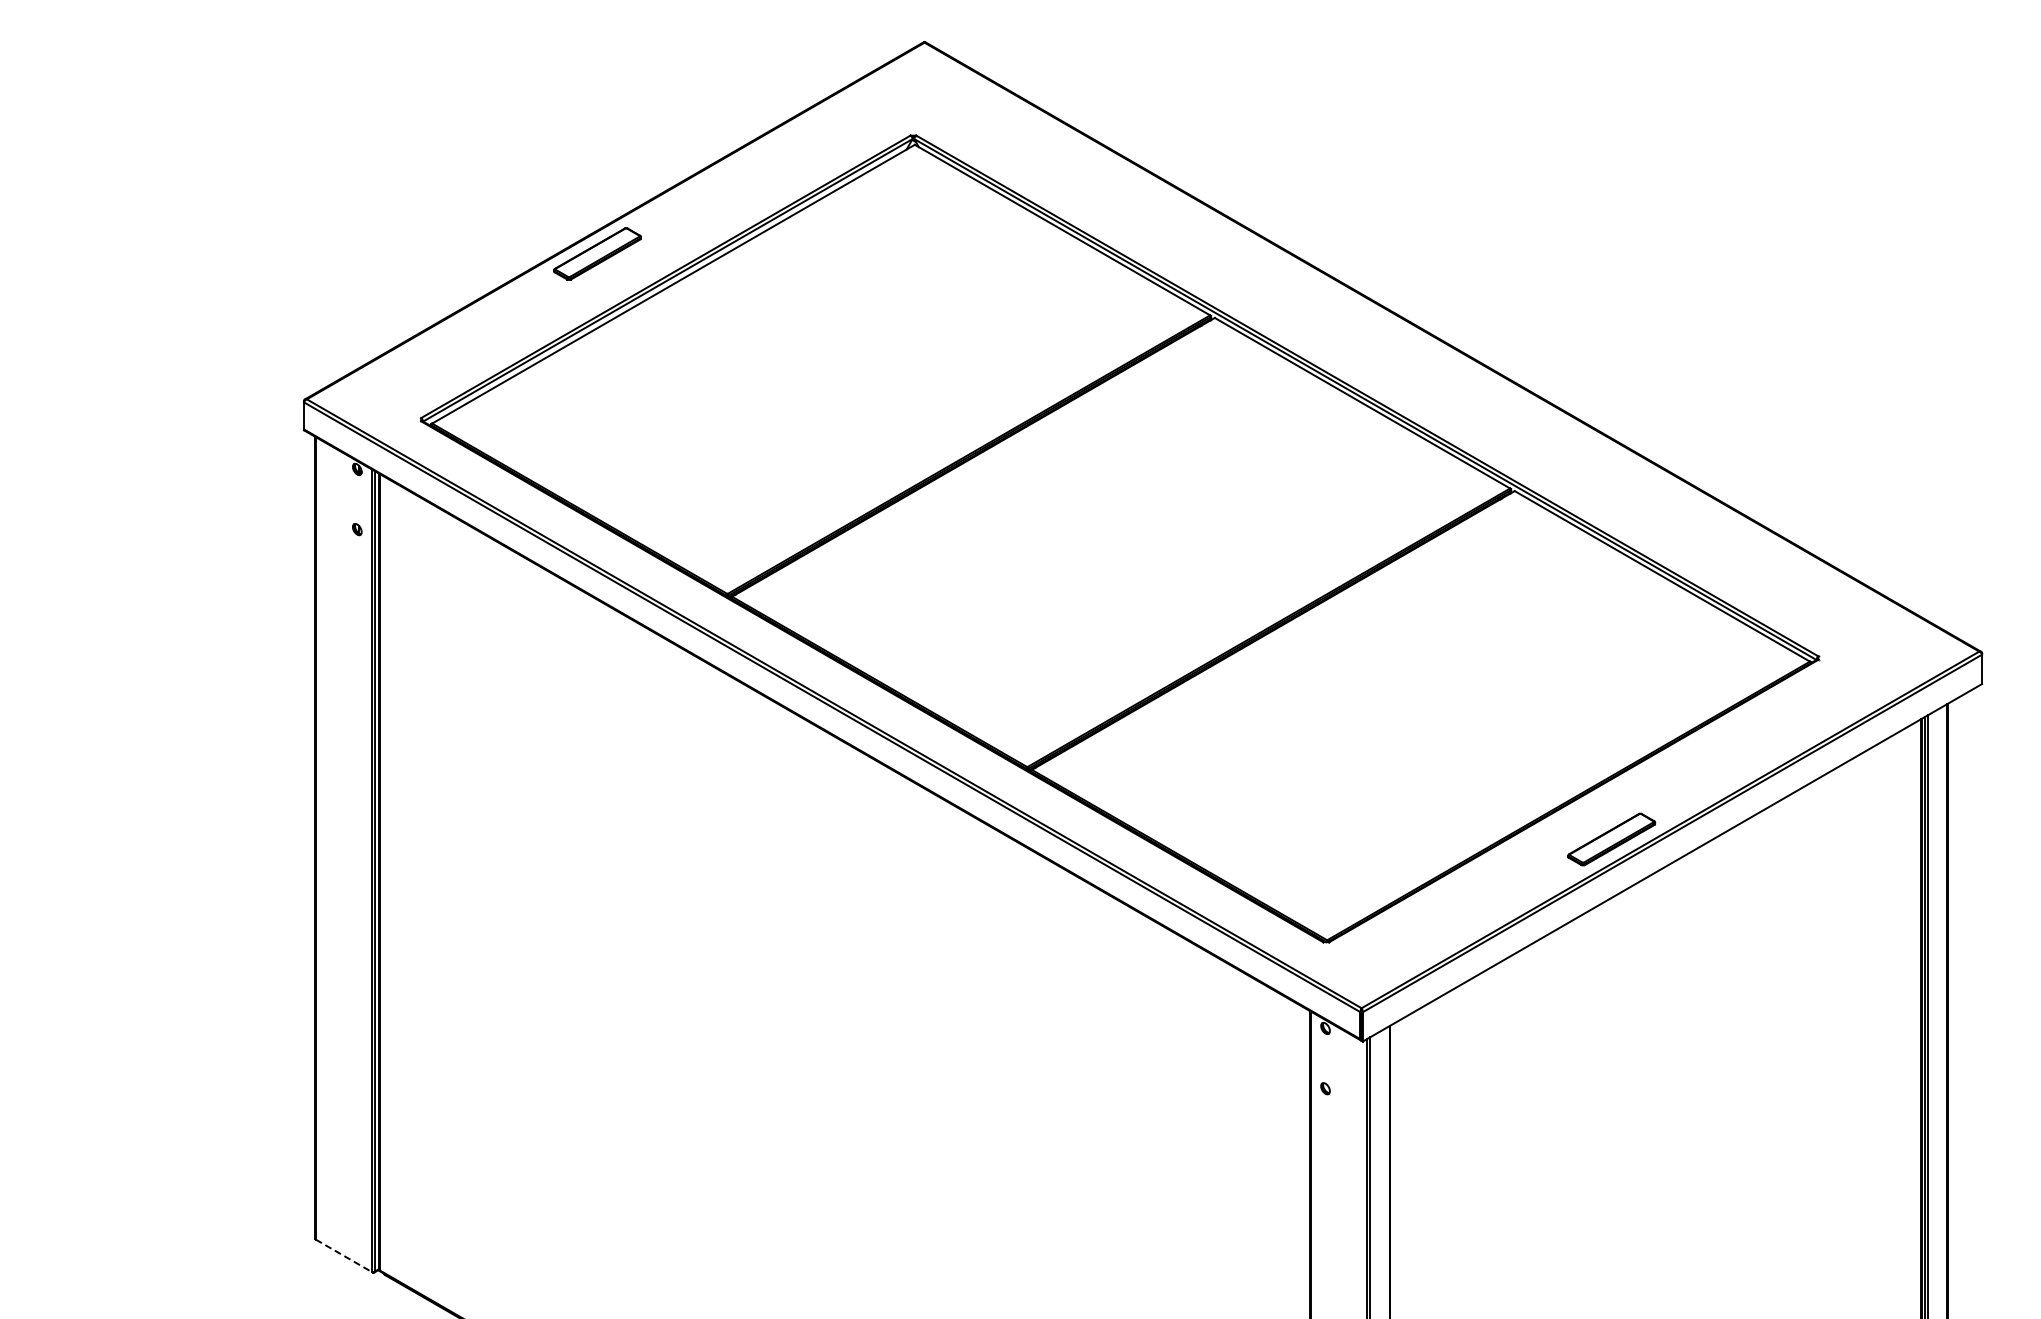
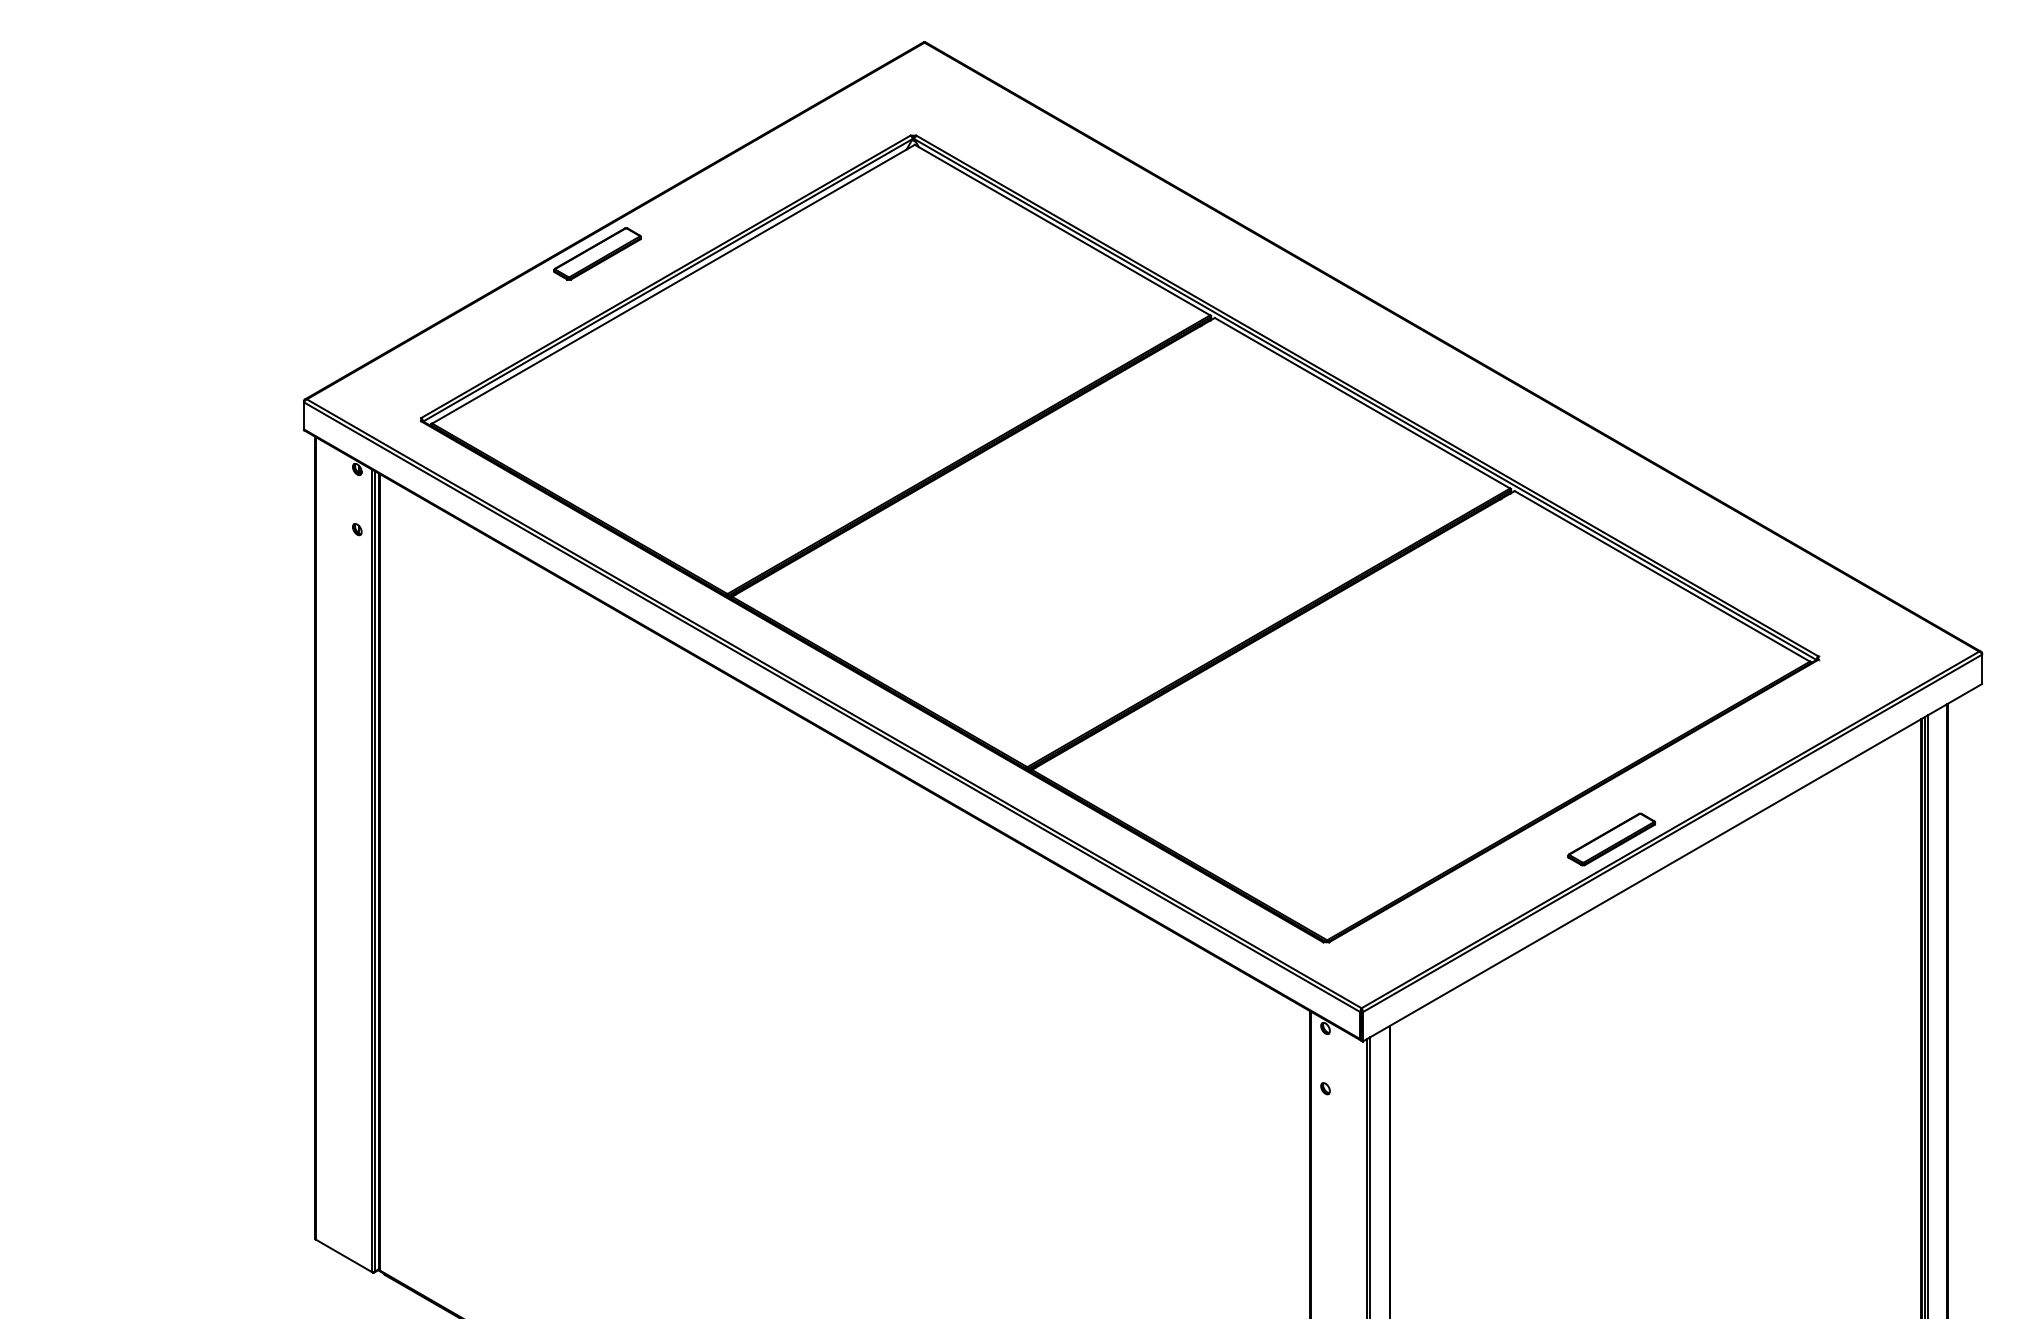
line: dashed -> solid (344, 1255)
